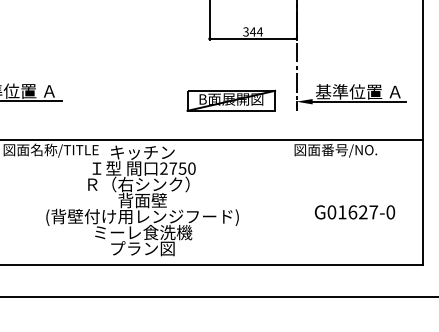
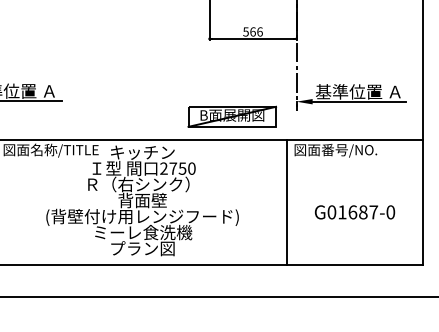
text: 344 -> 566 (253, 31)
part position: (230, 100) -> (231, 116) (231, 116)
line: none -> present (287, 202)
text: G01627-0 -> G01687-0 (363, 212)
